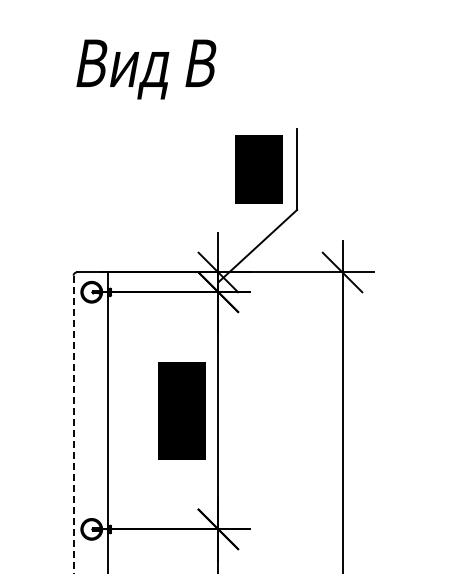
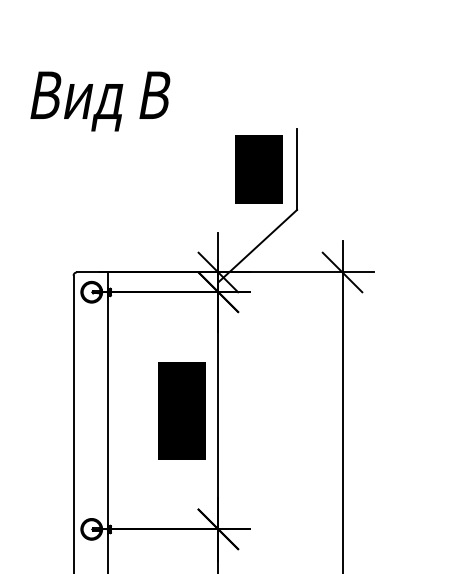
text position: (146, 69) -> (100, 101) (100, 101)
line: dashed -> solid (73, 424)
